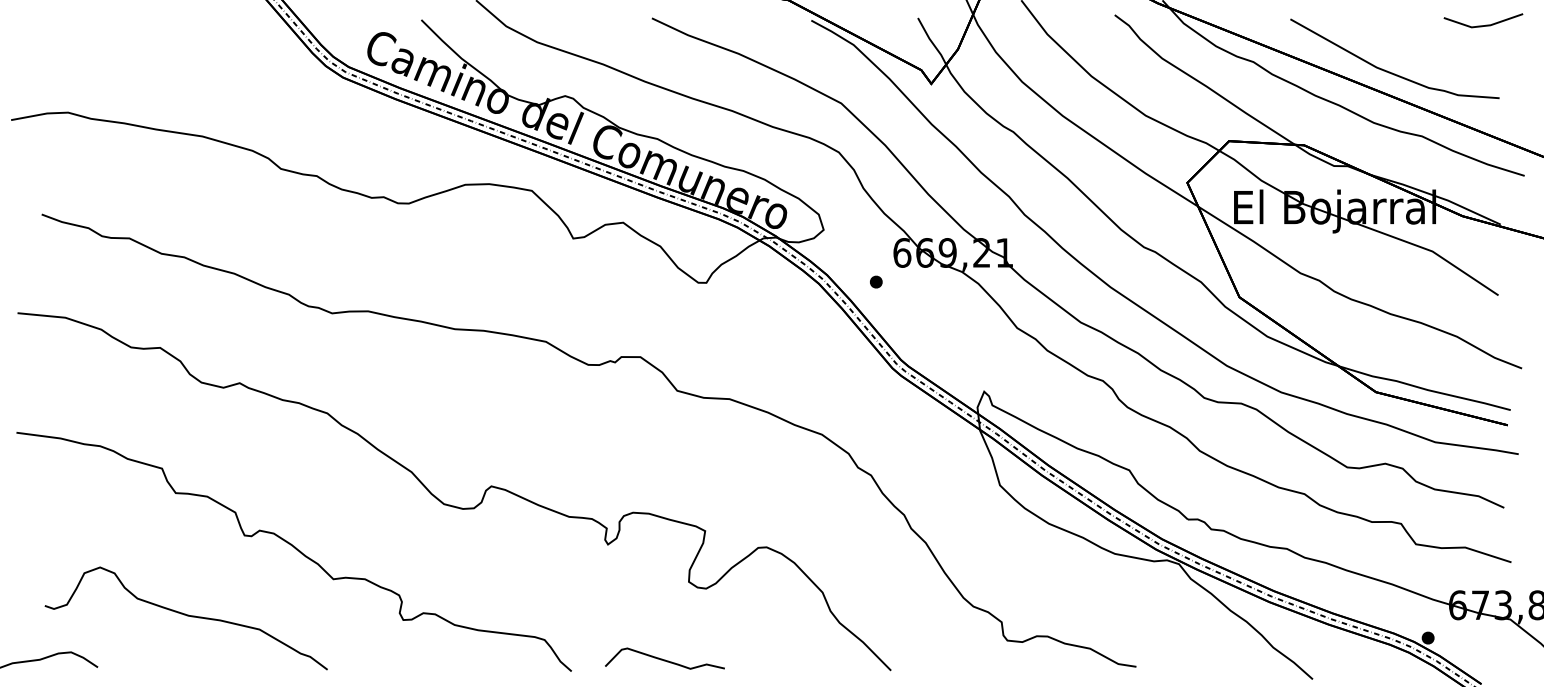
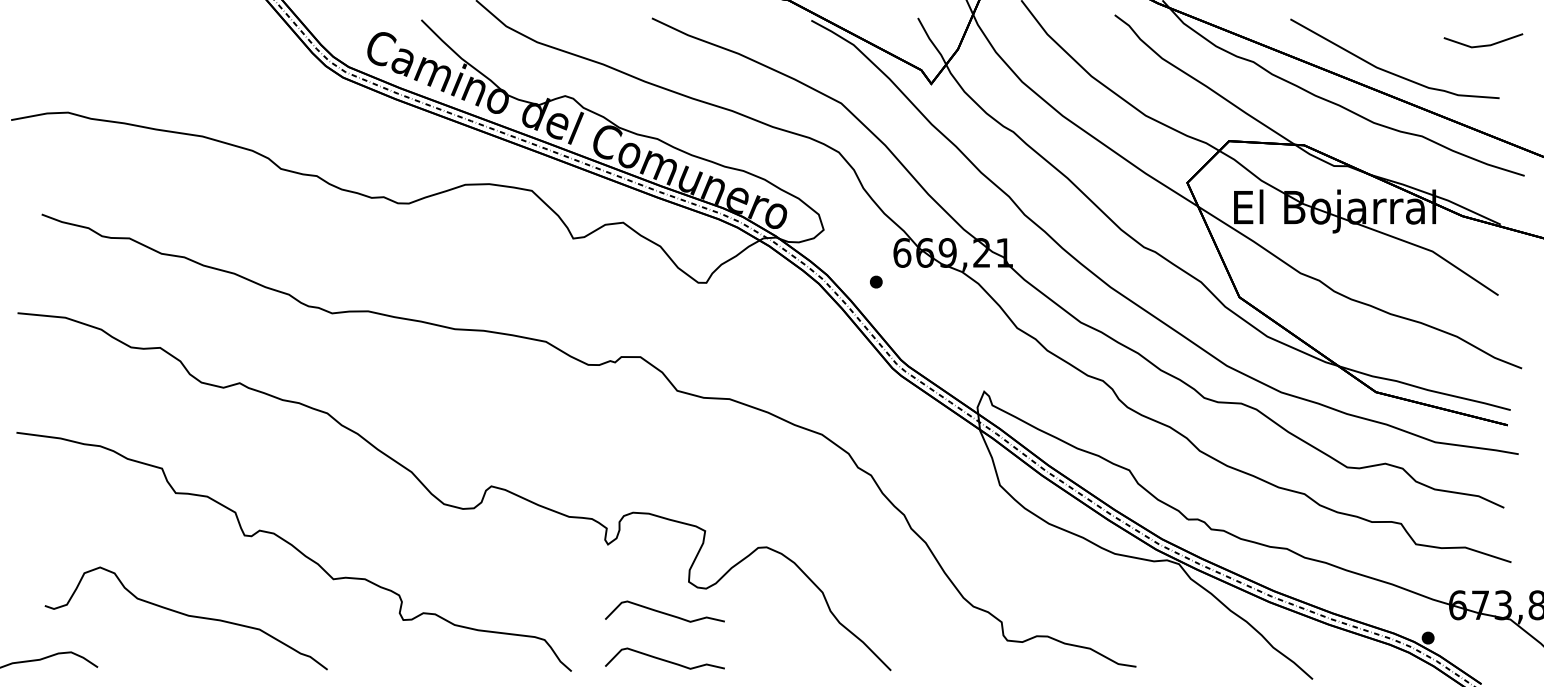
line position: (1485, 24) -> (1485, 44) (1485, 44)
curve: none -> present (664, 612)
